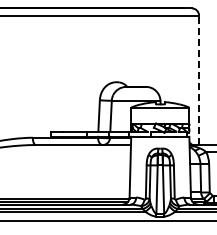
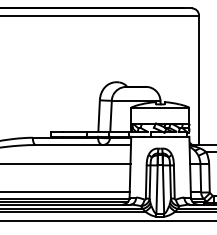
line: dashed -> solid (199, 80)
line: none -> present (66, 163)
line: none -> present (65, 192)
